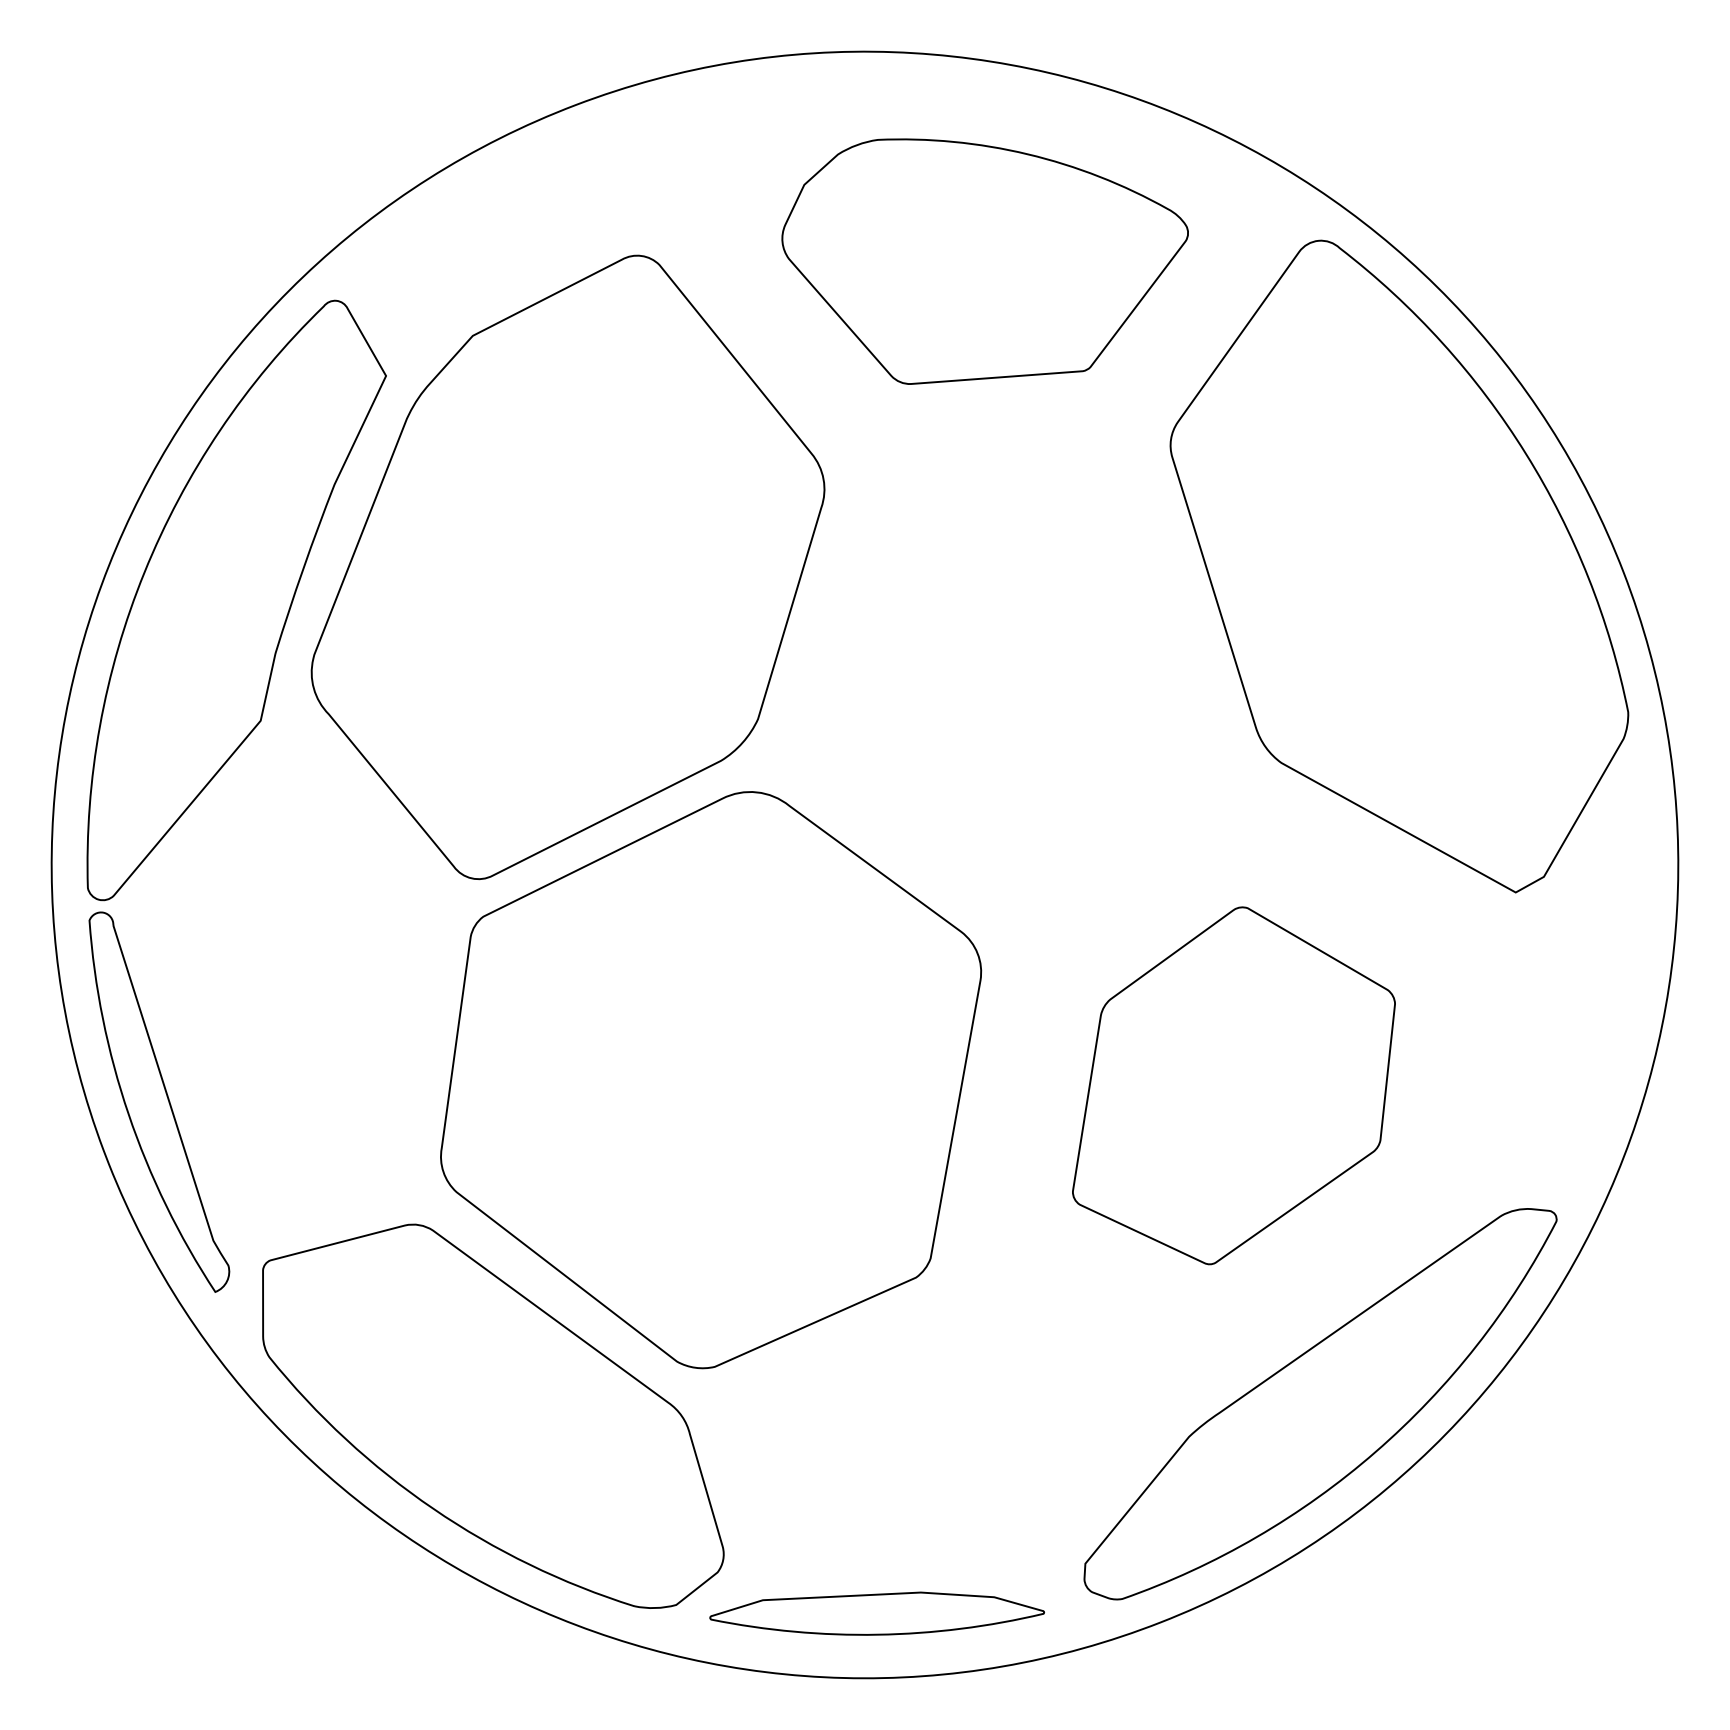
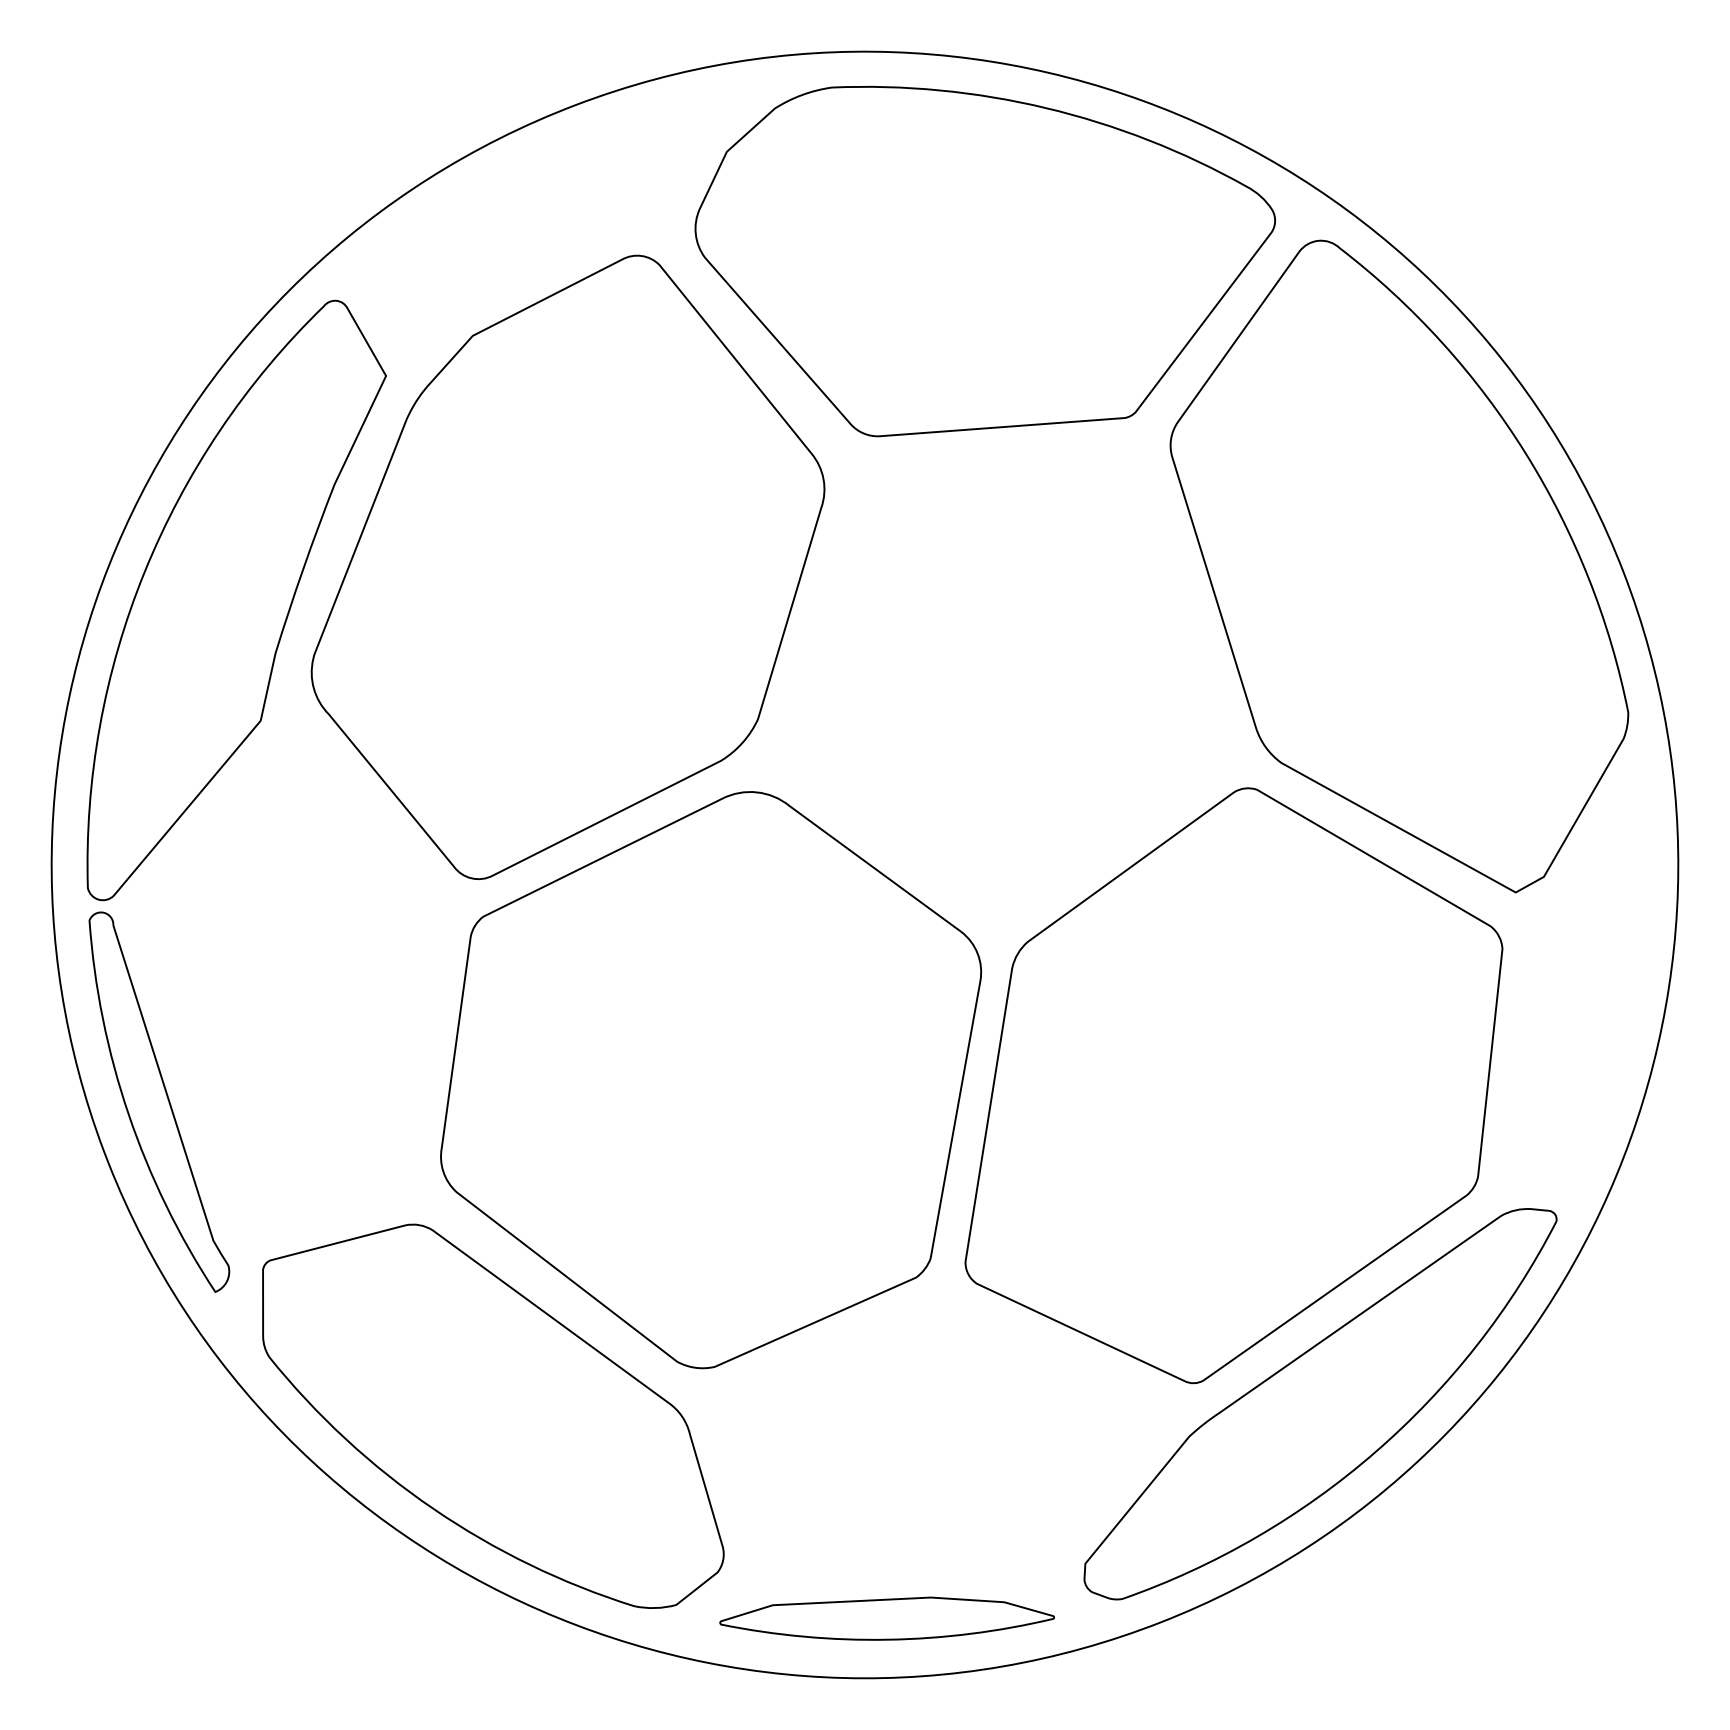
part size: 408x247 px -> 582x352 px (984, 261)
part size: 324x360 px -> 540x598 px (1233, 1085)
part position: (876, 1613) -> (886, 1618) (886, 1618)
